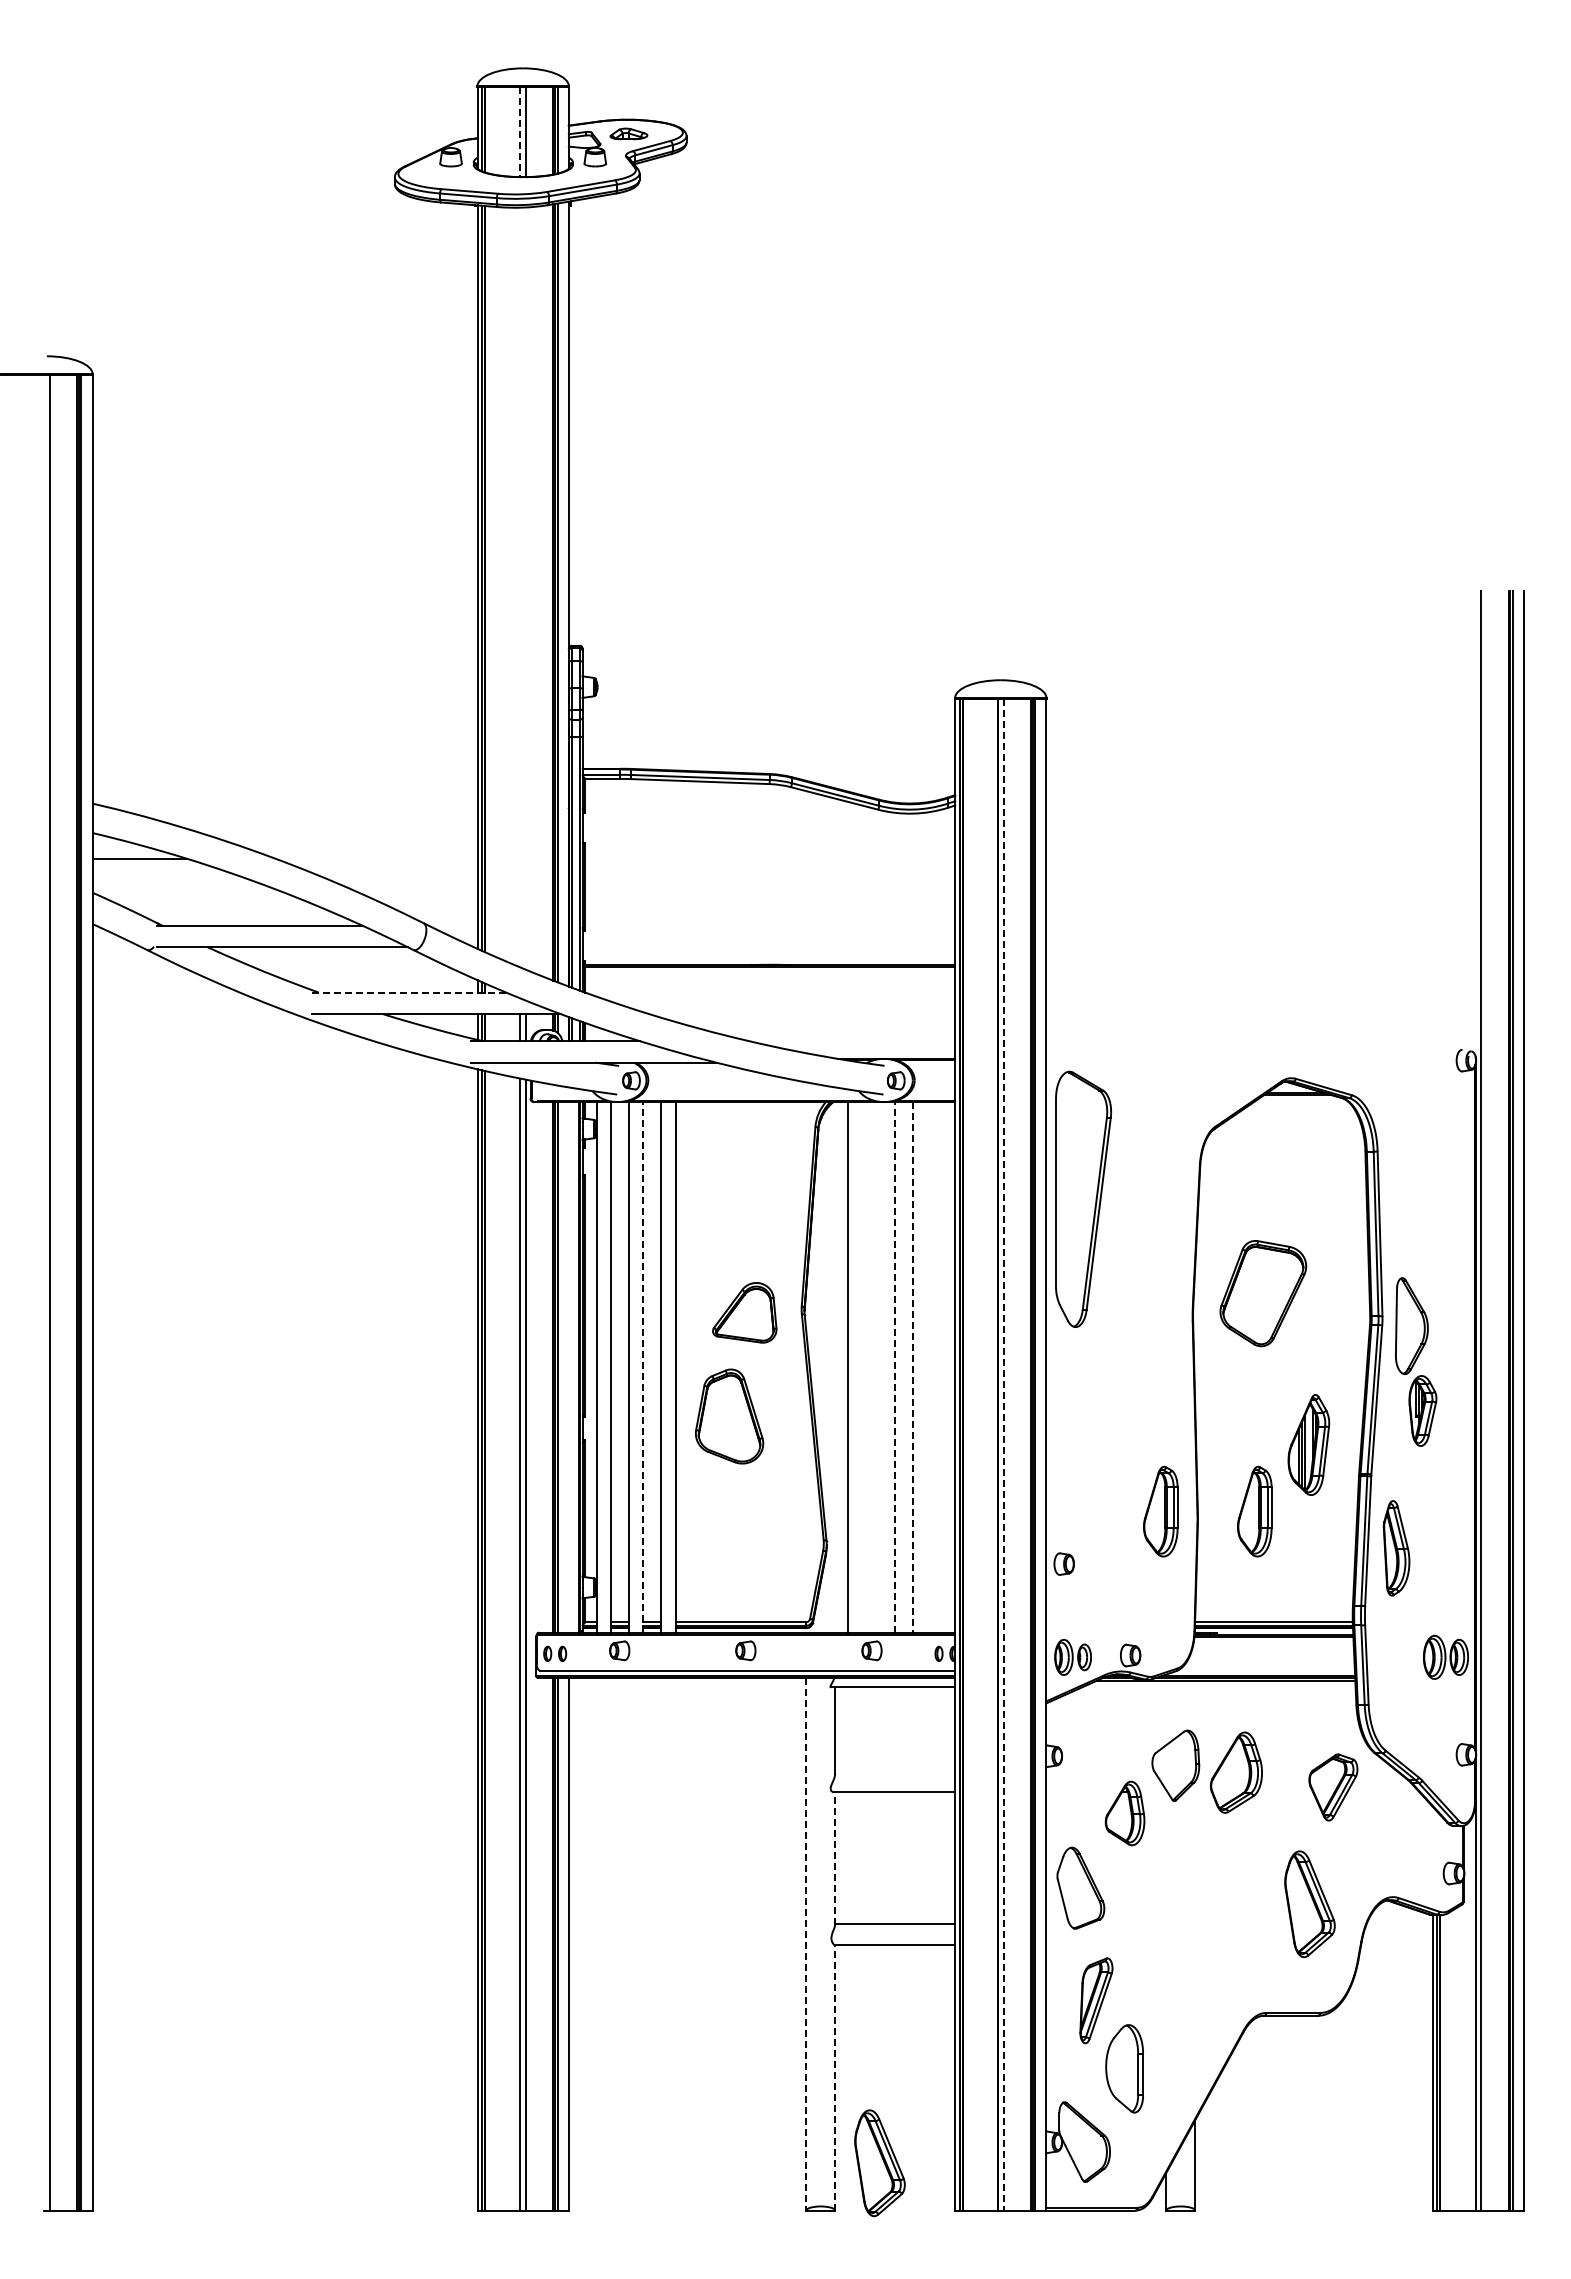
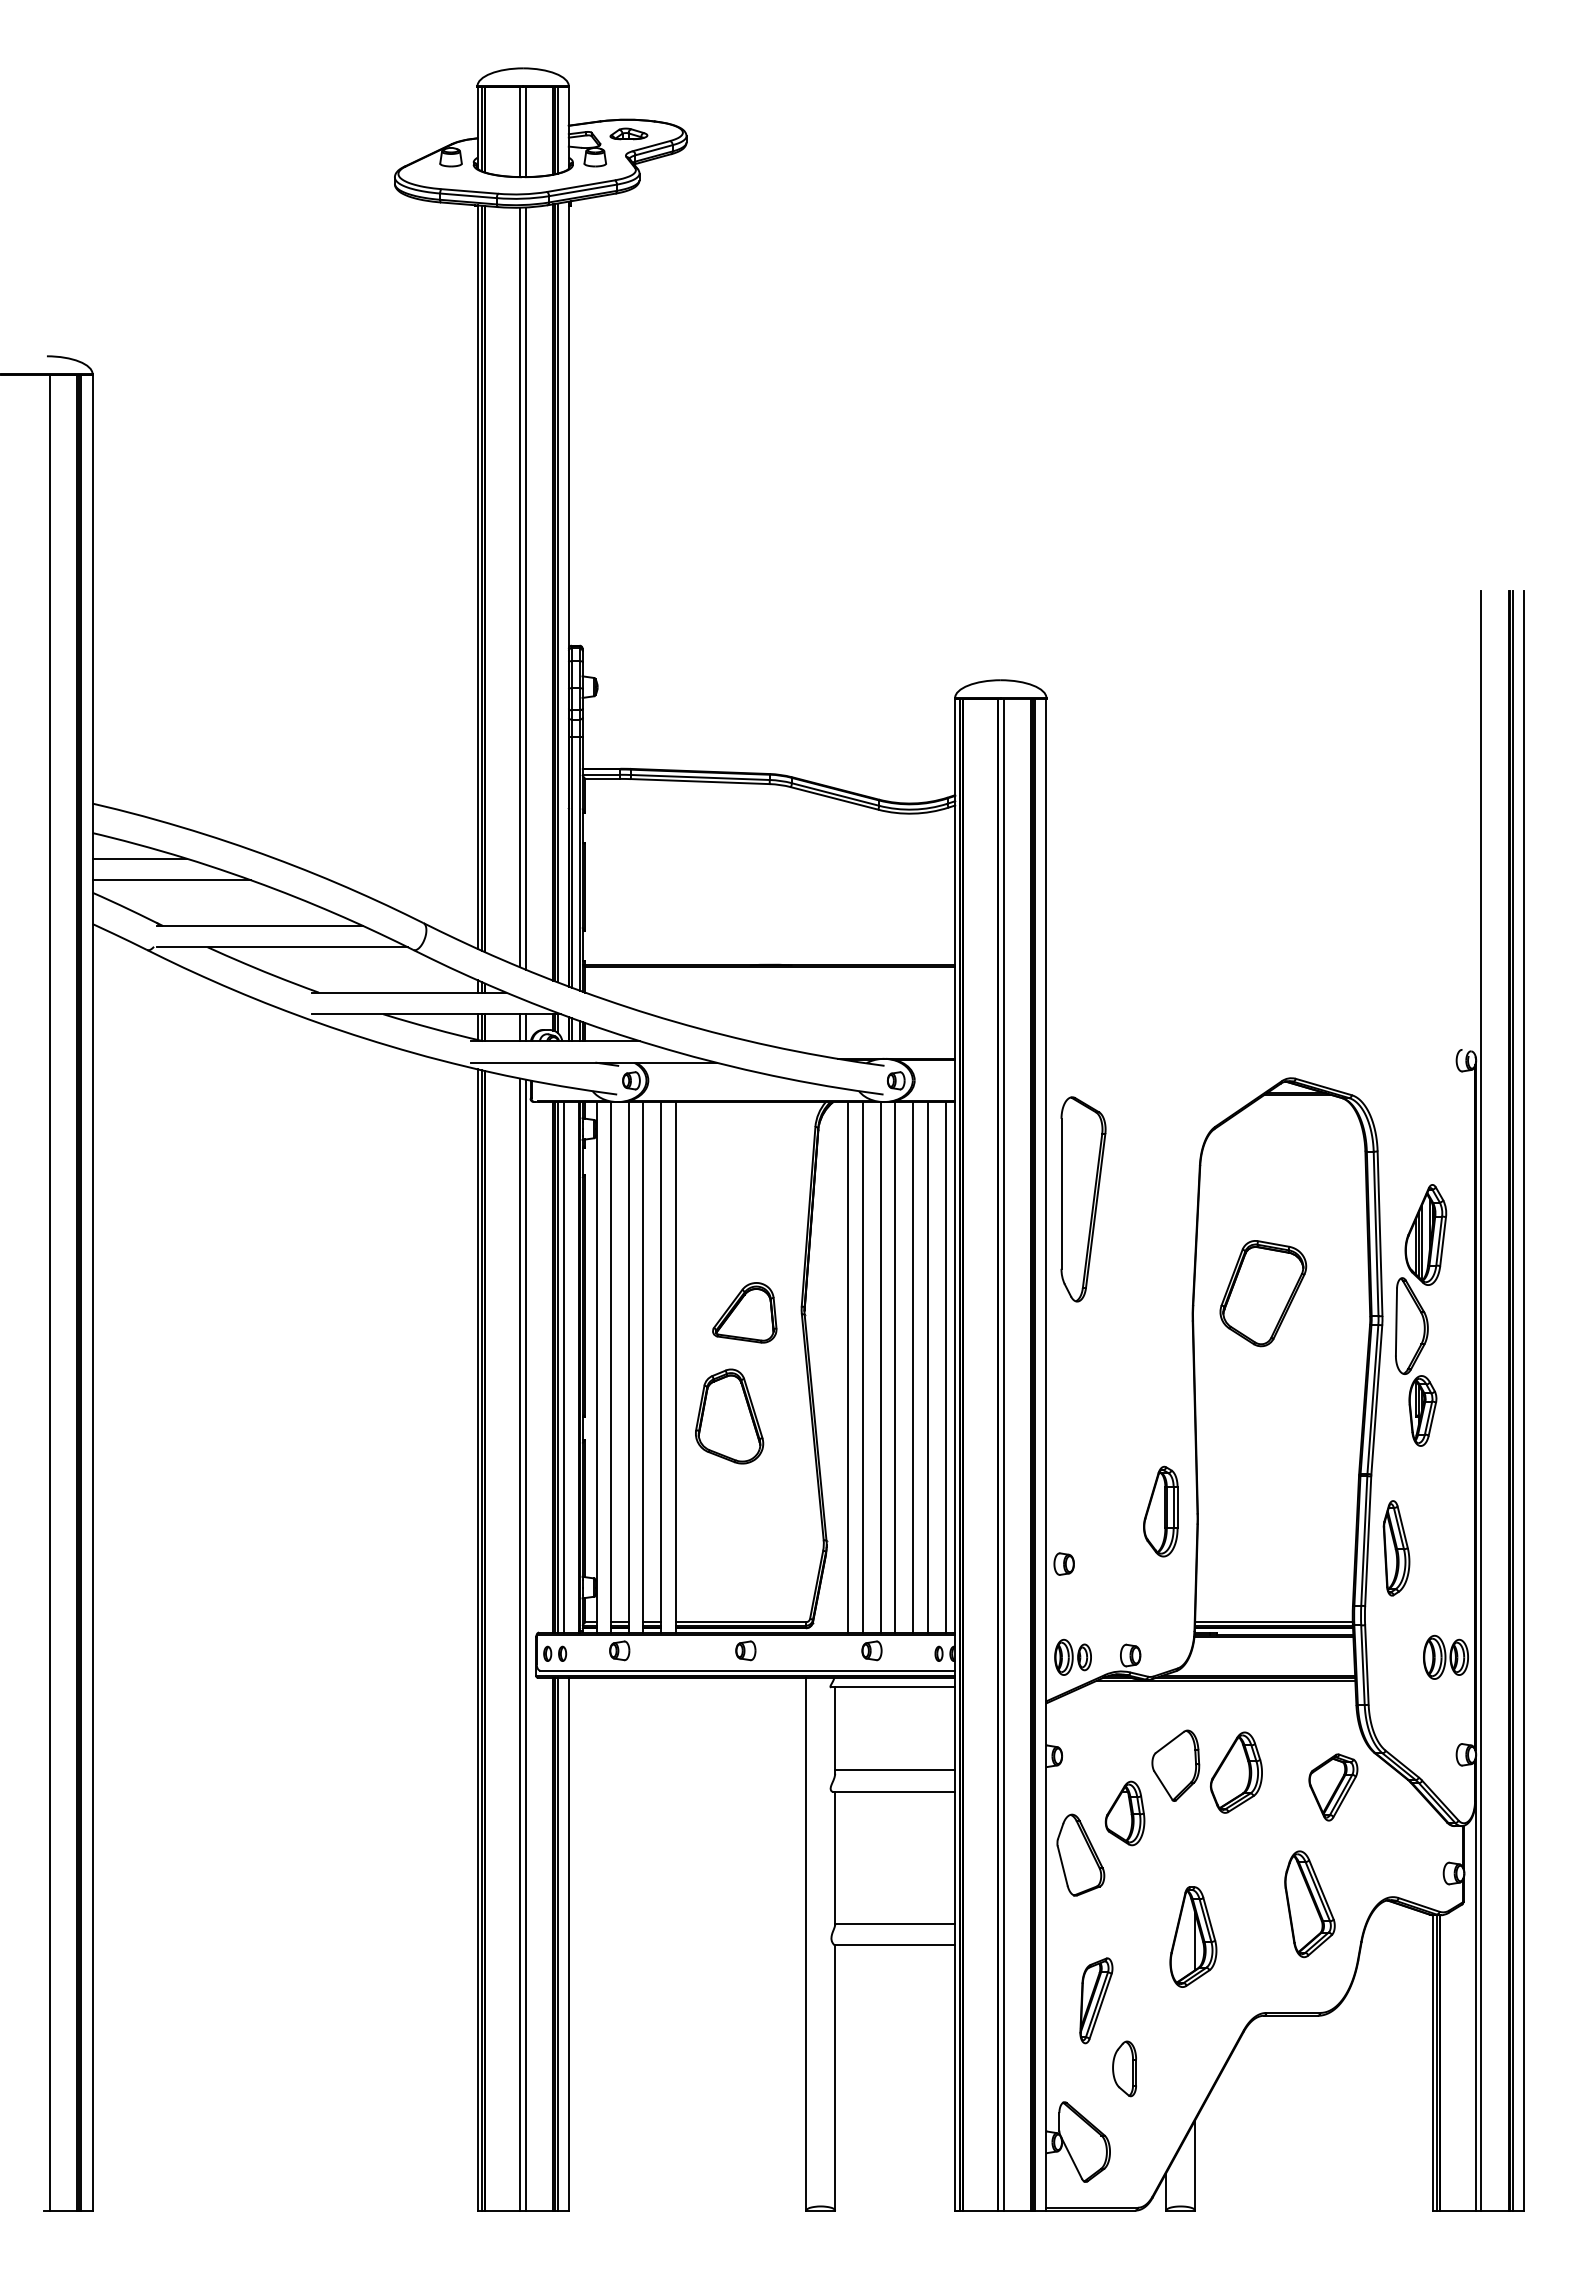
line: dashed -> solid (520, 132)
line: none -> present (520, 587)
line: none -> present (526, 588)
line: none -> present (171, 880)
line: dashed -> solid (408, 992)
part size: 57x258 px -> 47x207 px (1083, 1199)
line: dashed -> solid (643, 1366)
line: dashed -> solid (895, 1366)
line: none -> present (564, 1367)
line: none -> present (862, 1367)
line: none -> present (880, 1367)
line: dashed -> solid (913, 1367)
line: none -> present (927, 1367)
line: none -> present (945, 1367)
part position: (1308, 1444) -> (1425, 1234) (1425, 1234)
line: dashed -> solid (1003, 1454)
part: present -> none (1254, 1511)
line: none -> present (895, 1770)
line: dashed -> solid (835, 1858)
part position: (1080, 1887) -> (1080, 1854) (1080, 1854)
part: none -> present (1193, 1936)
line: dashed -> solid (806, 1944)
part size: 39x90 px -> 25x58 px (1124, 2068)
line: dashed -> solid (835, 2077)
part: present -> none (879, 2163)
